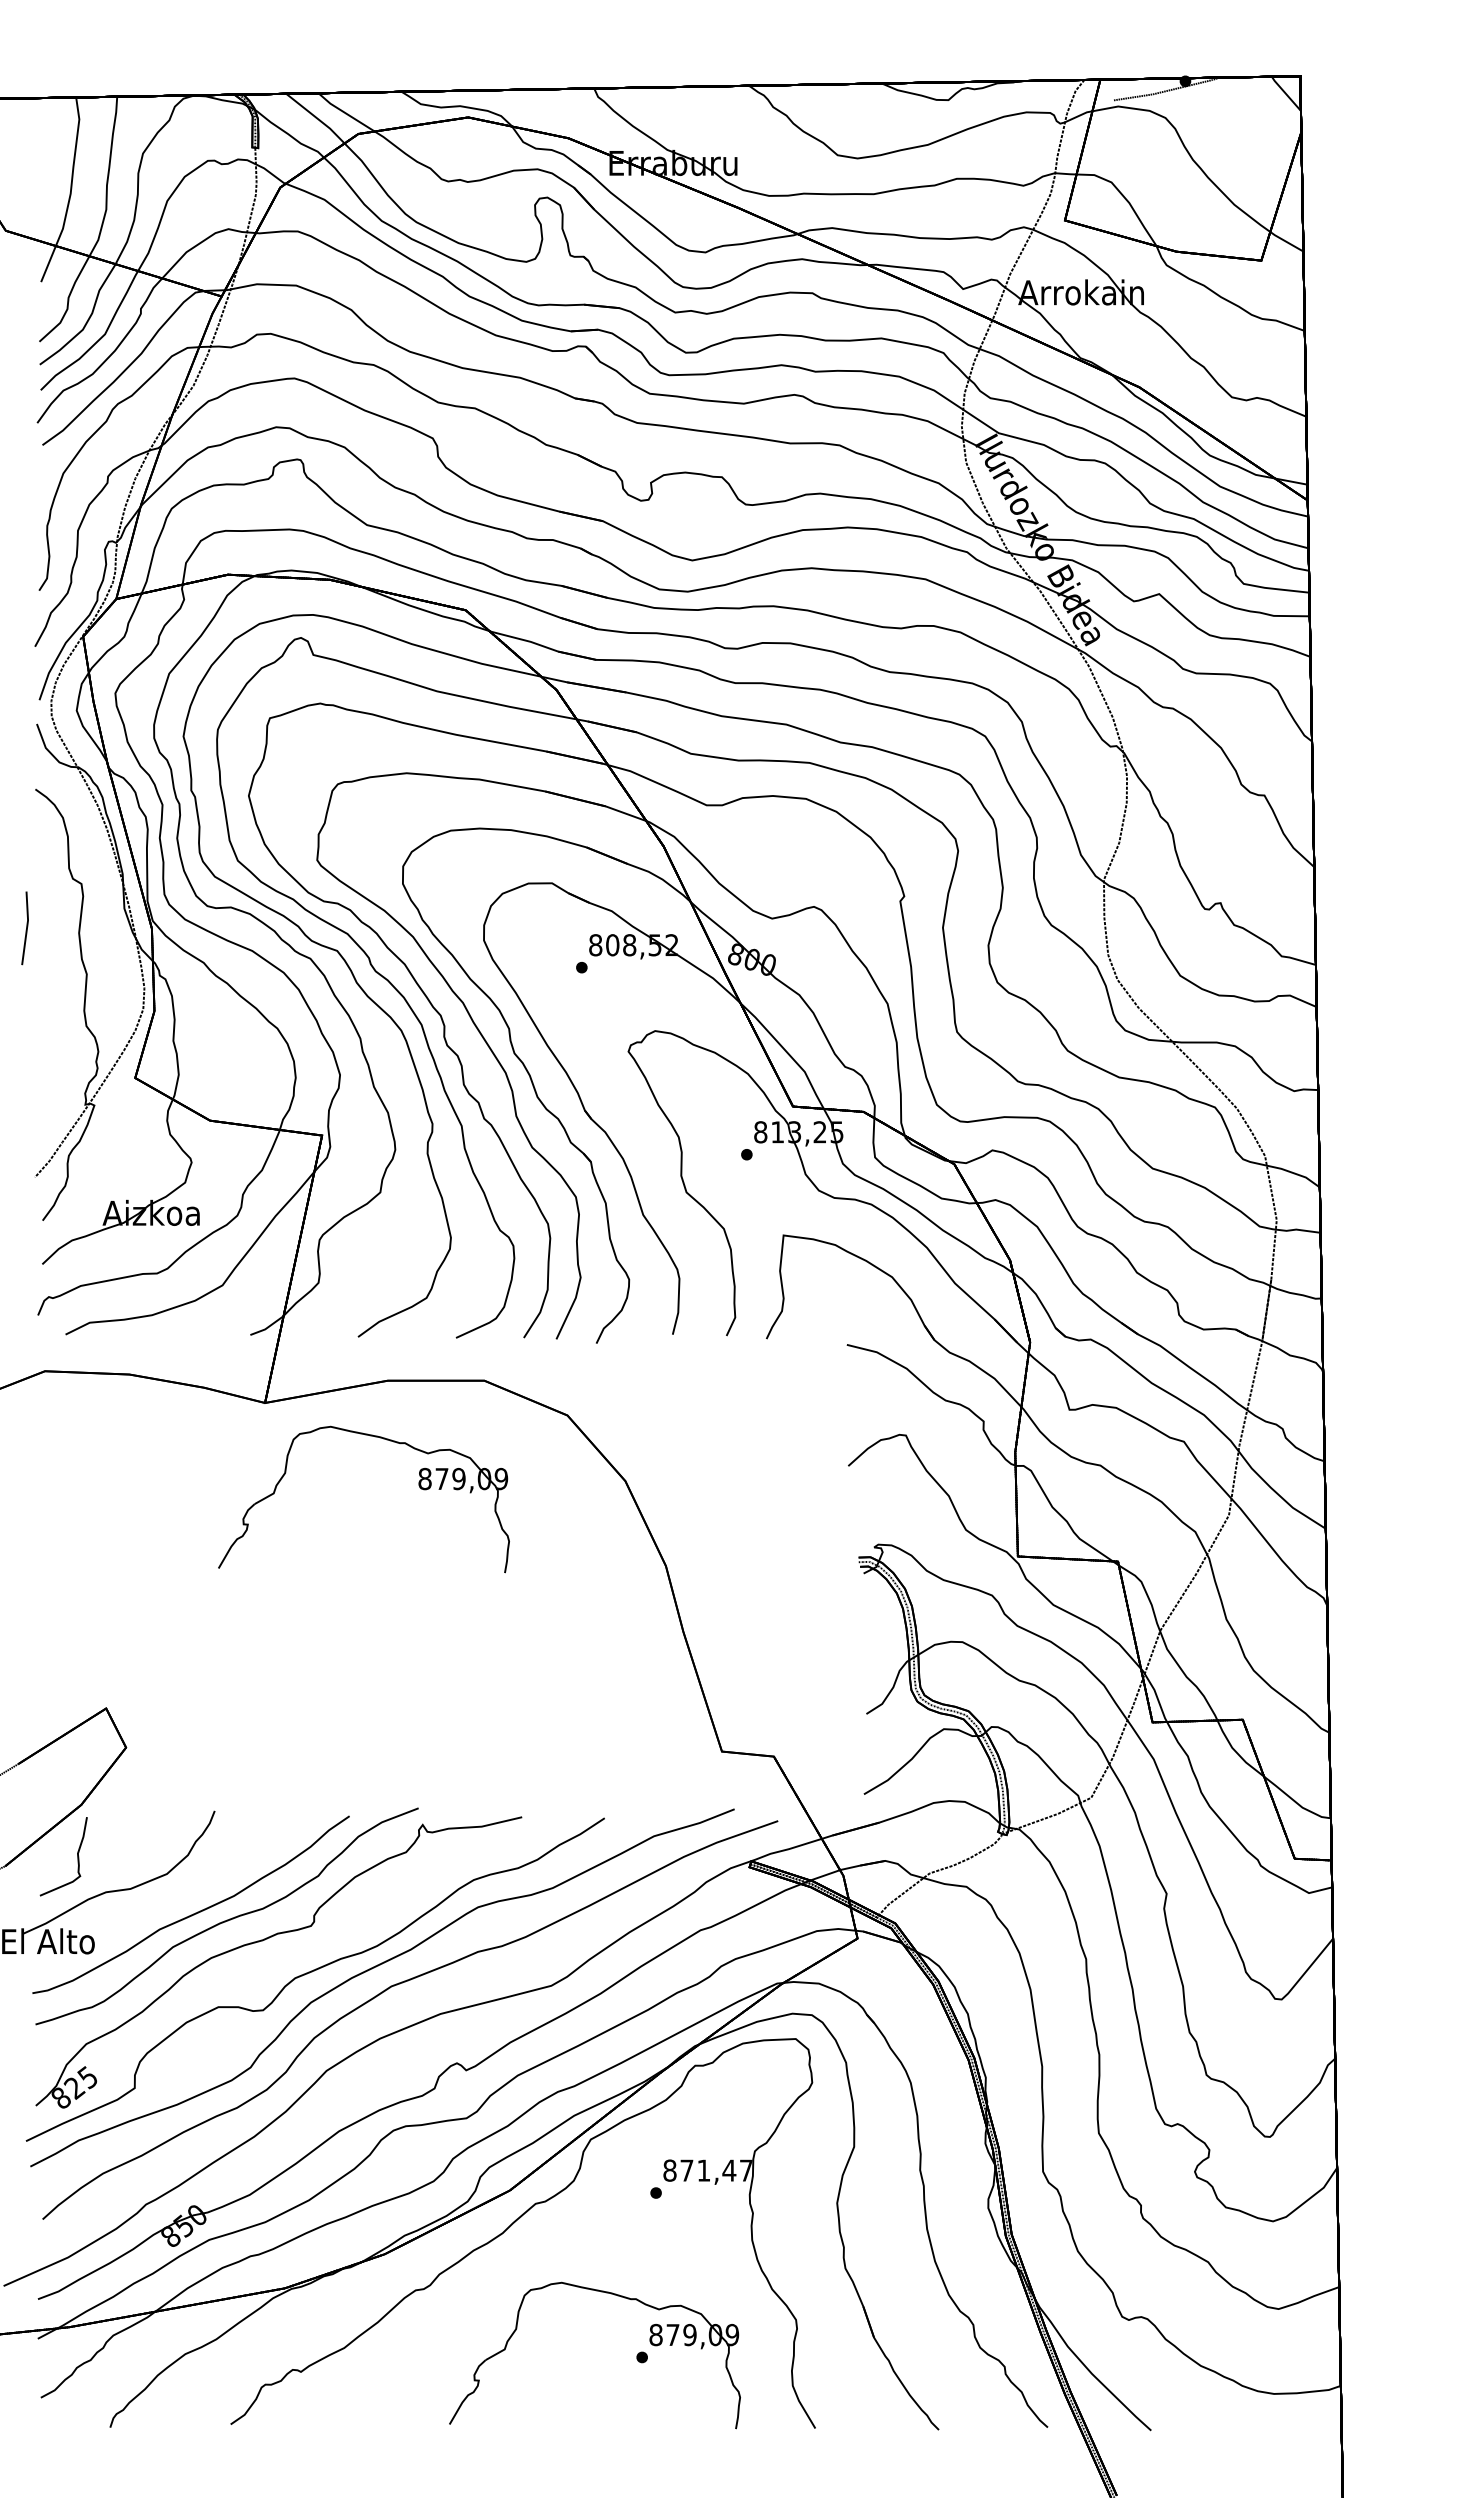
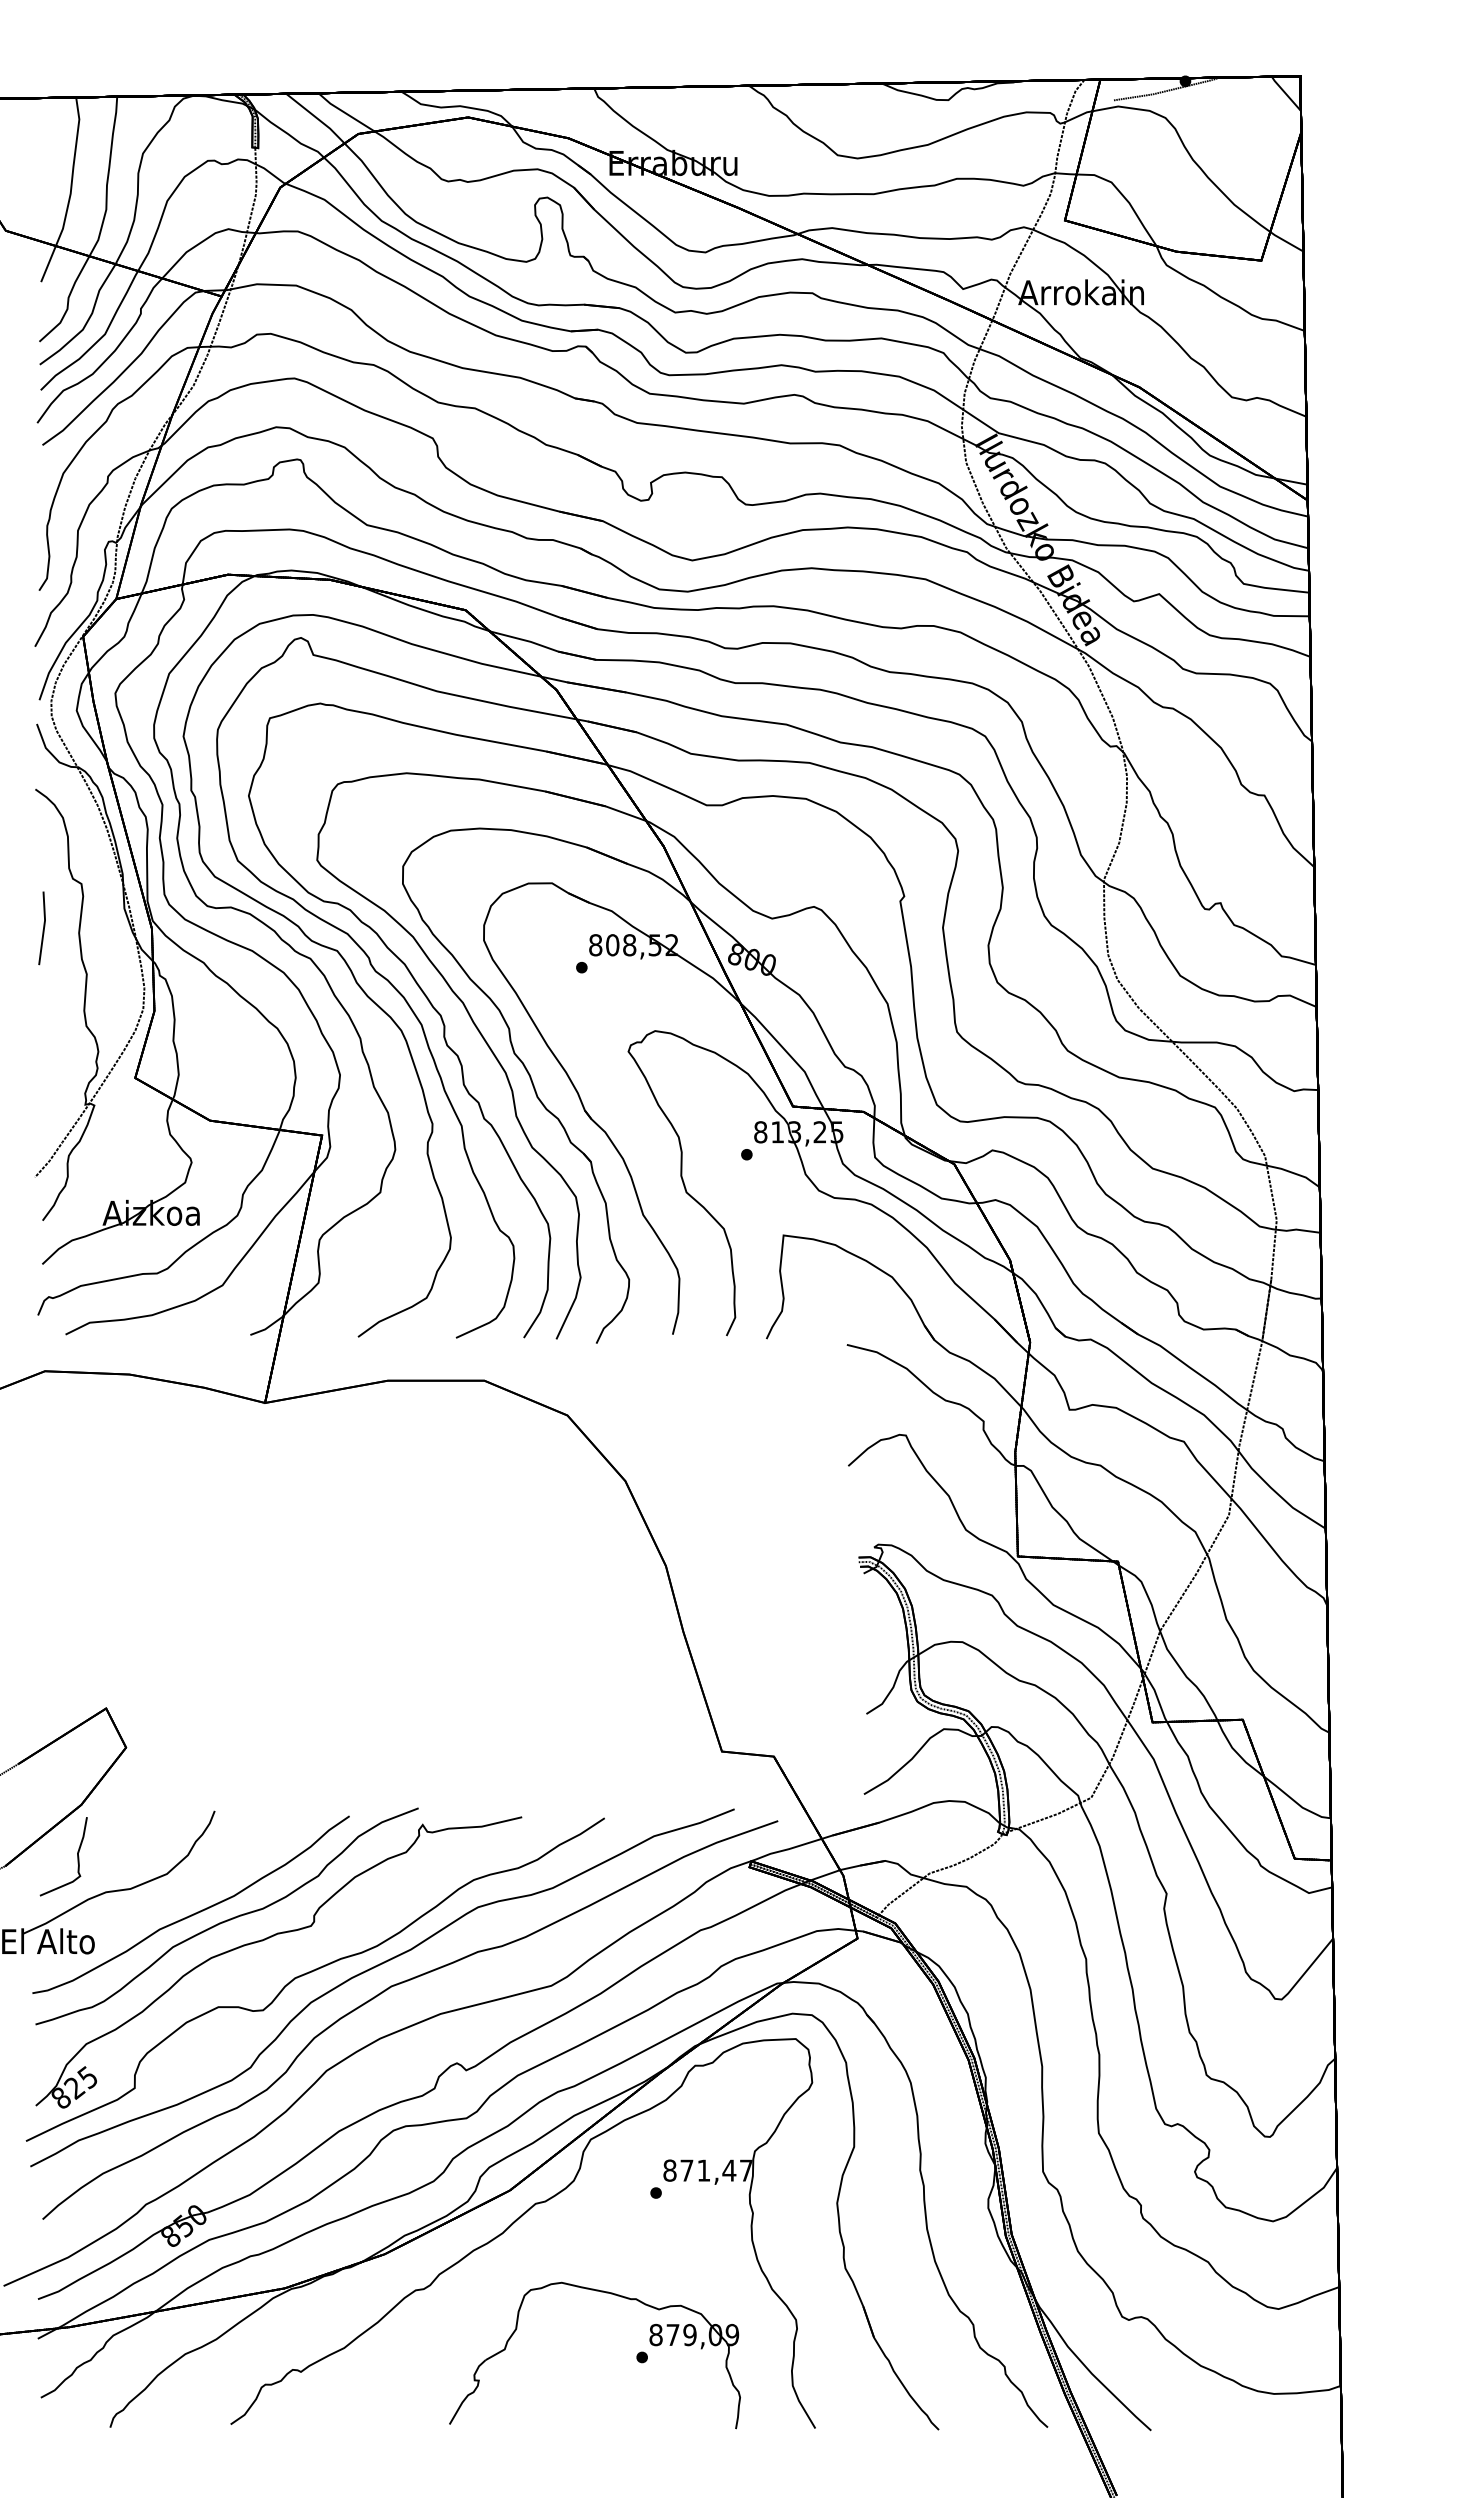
line position: (26, 928) -> (43, 928) (43, 928)
part: present -> none (418, 1485)
